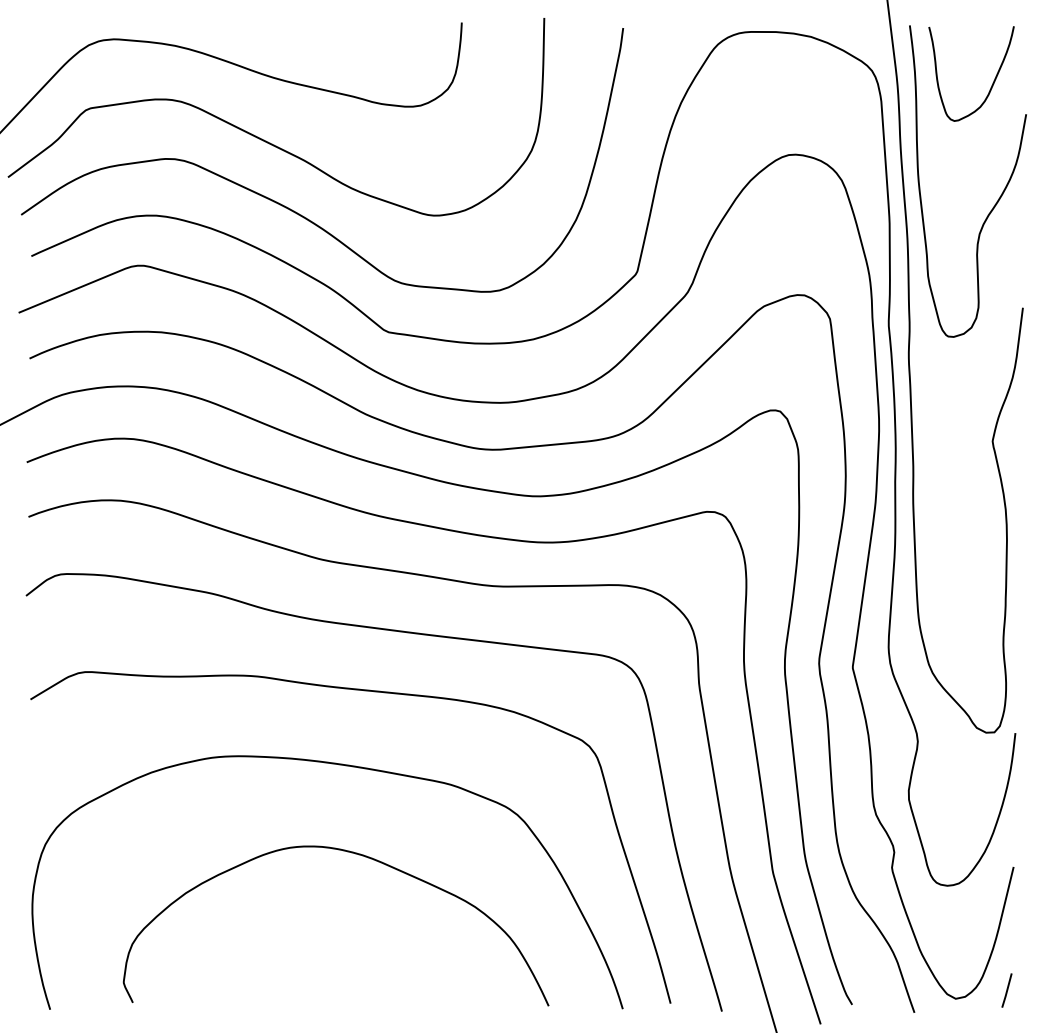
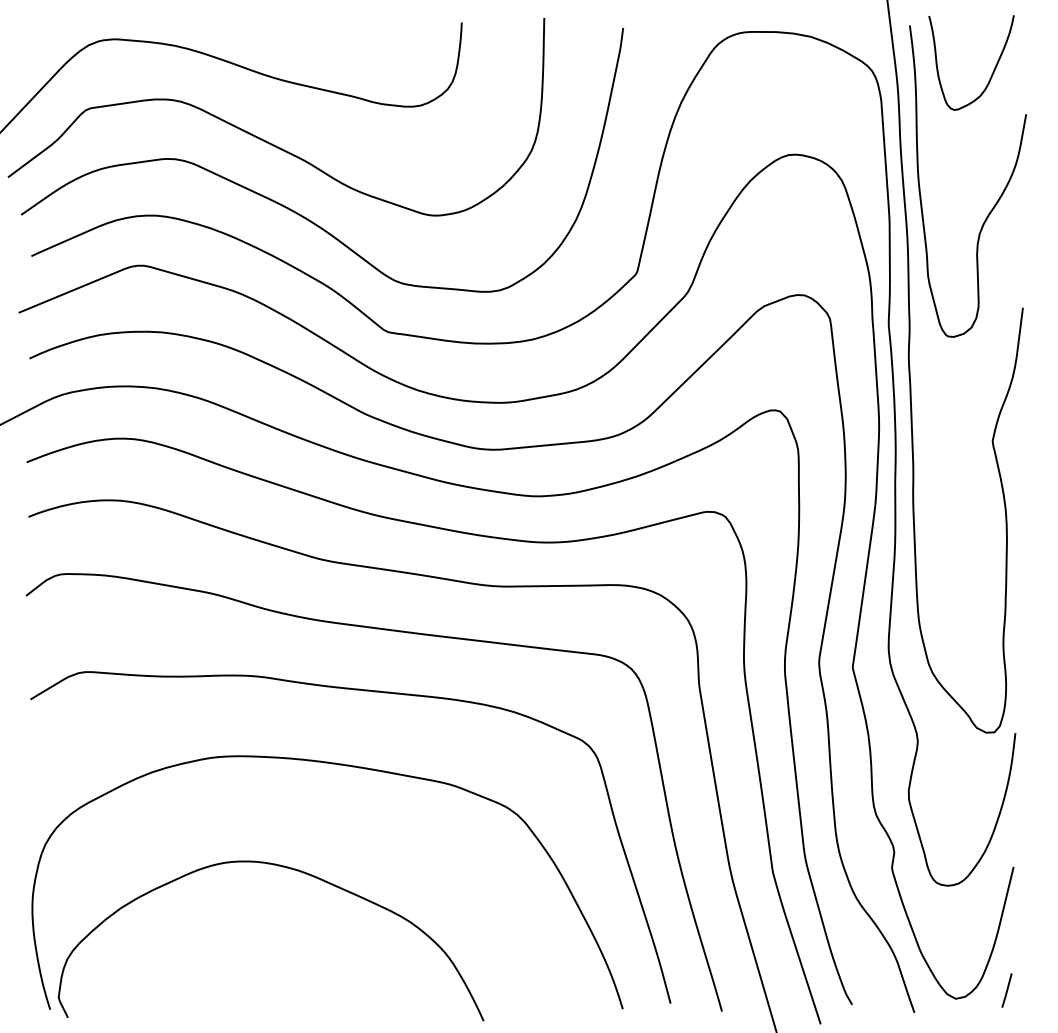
curve position: (992, 82) -> (992, 71) (992, 71)
curve position: (358, 855) -> (293, 870) (293, 870)
